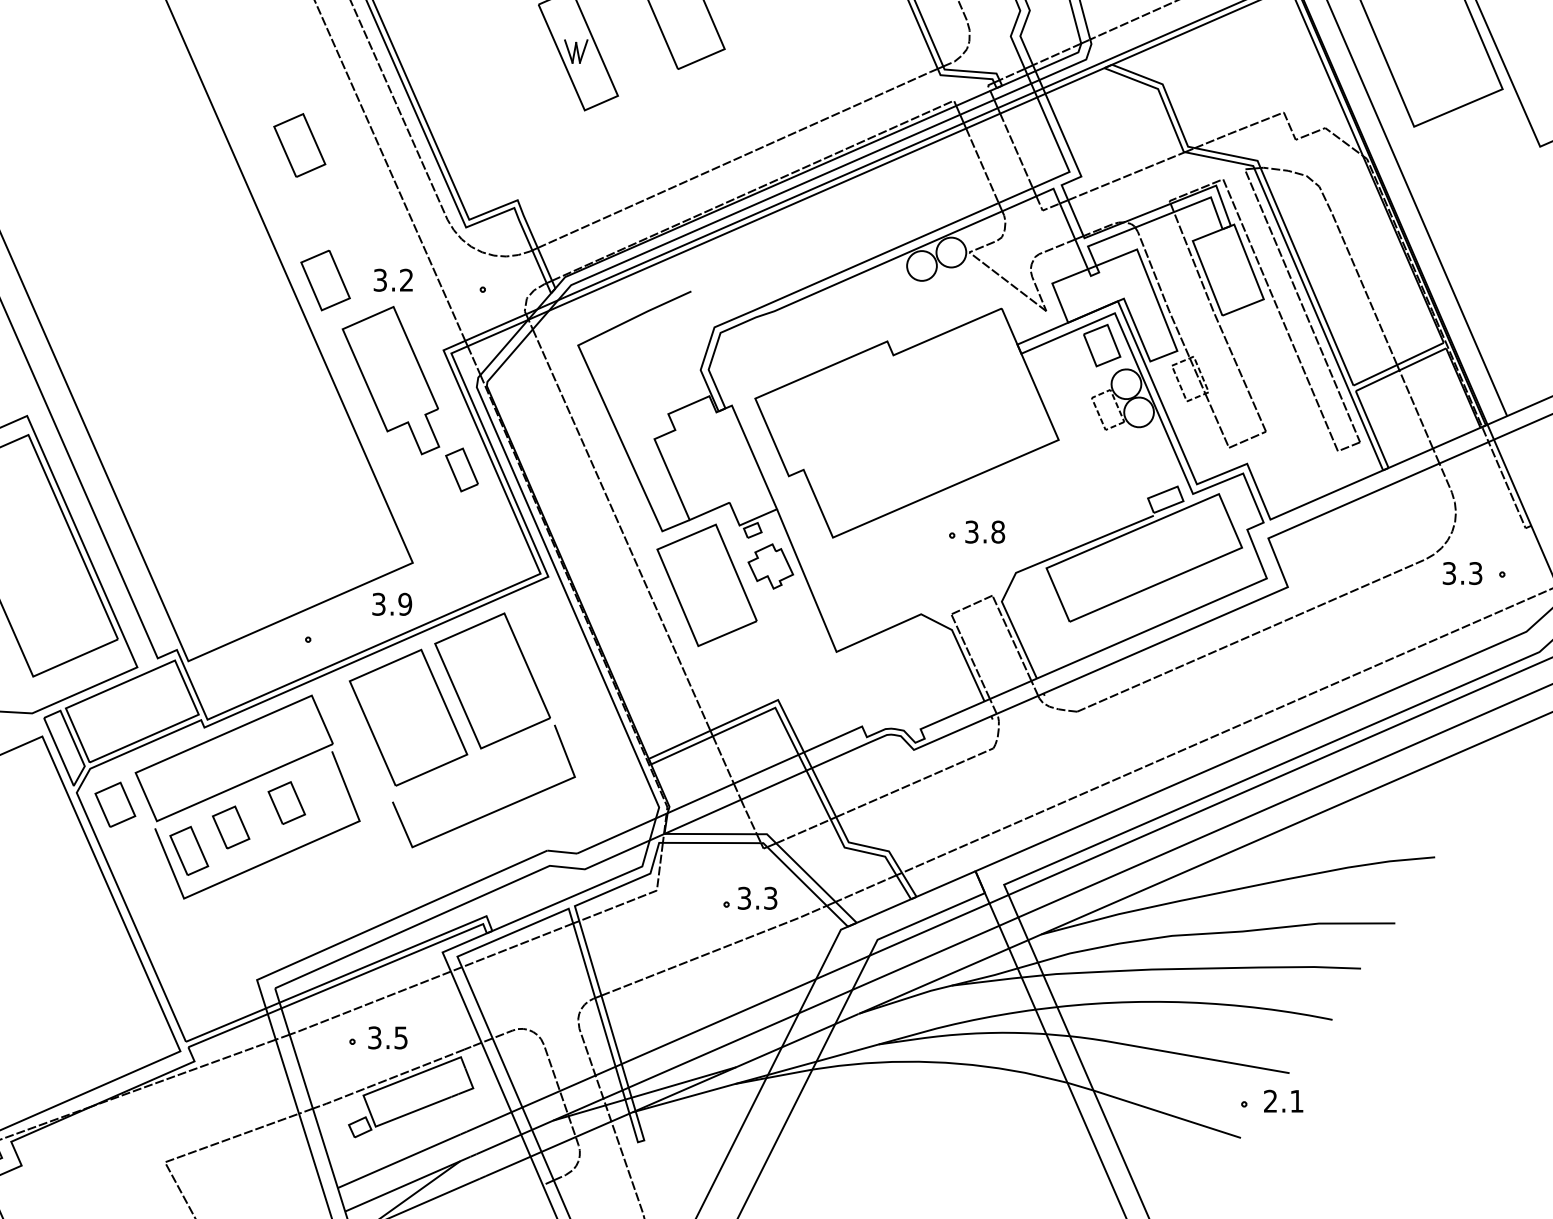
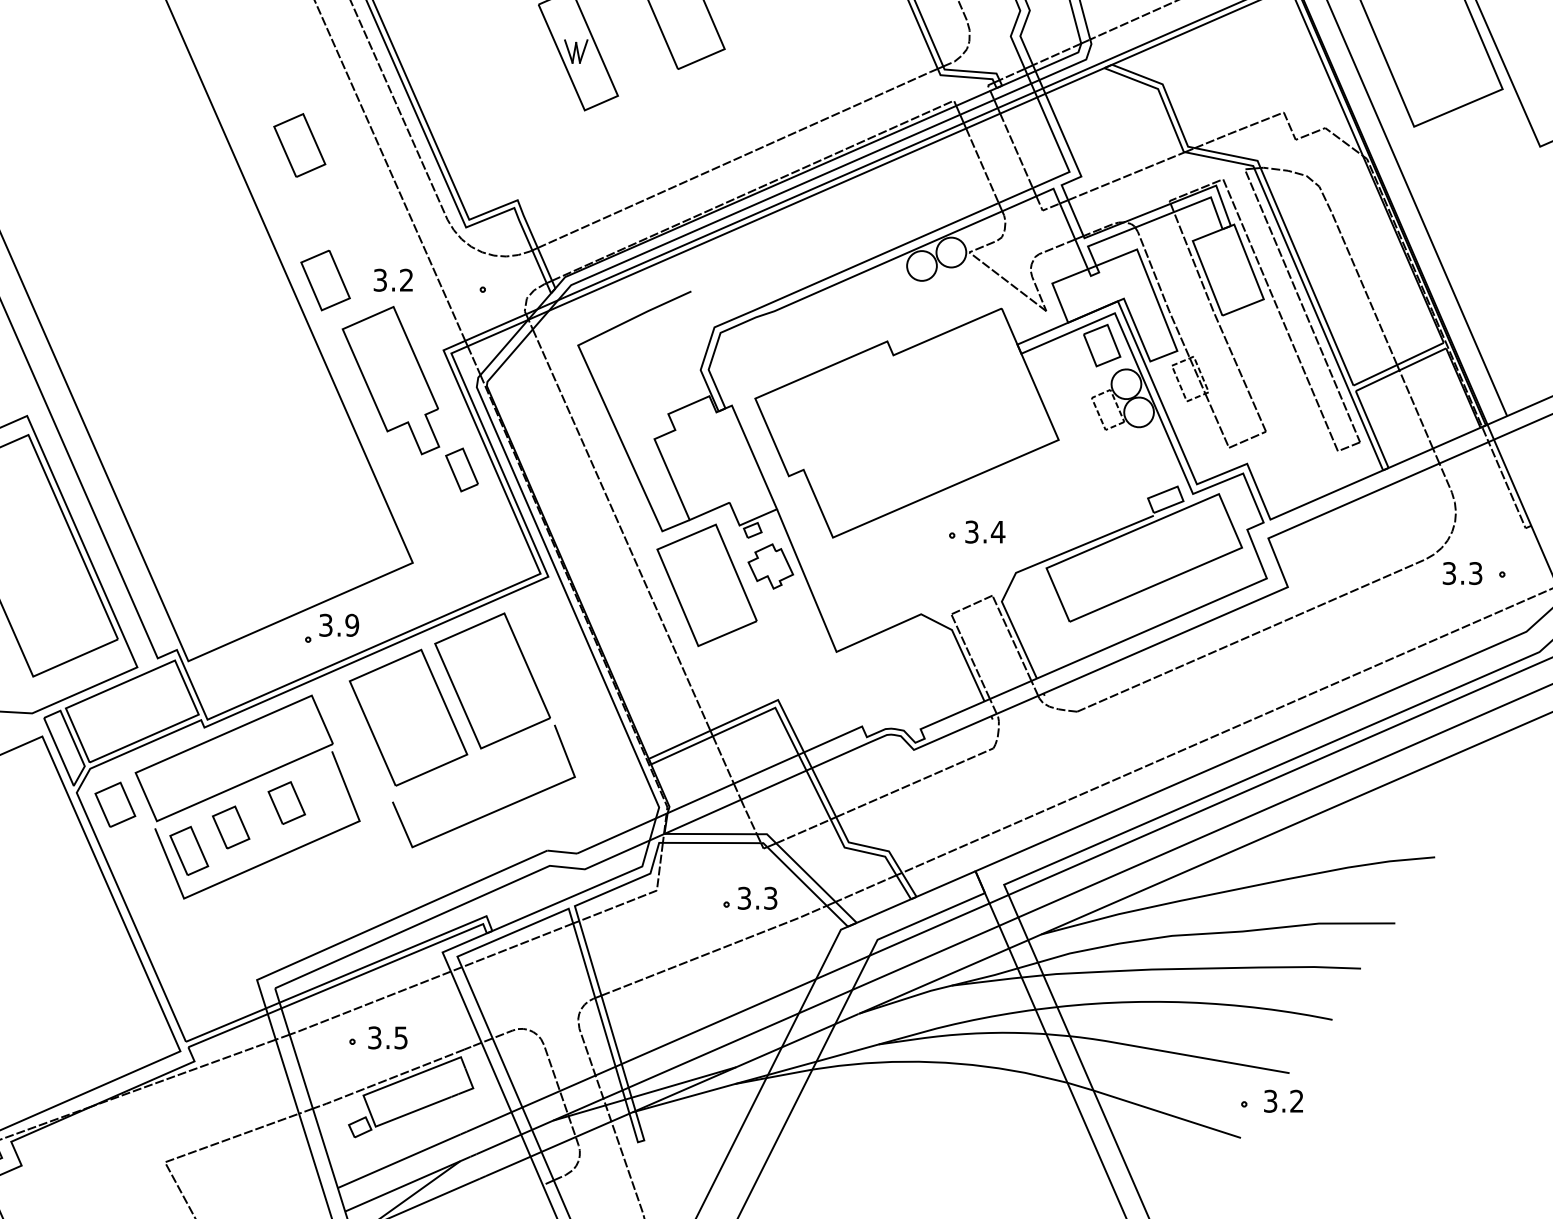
text: 3.8 -> 3.4 (997, 531)
text position: (392, 603) -> (339, 624) (339, 624)
text: 2.1 -> 3.2 (1283, 1100)
